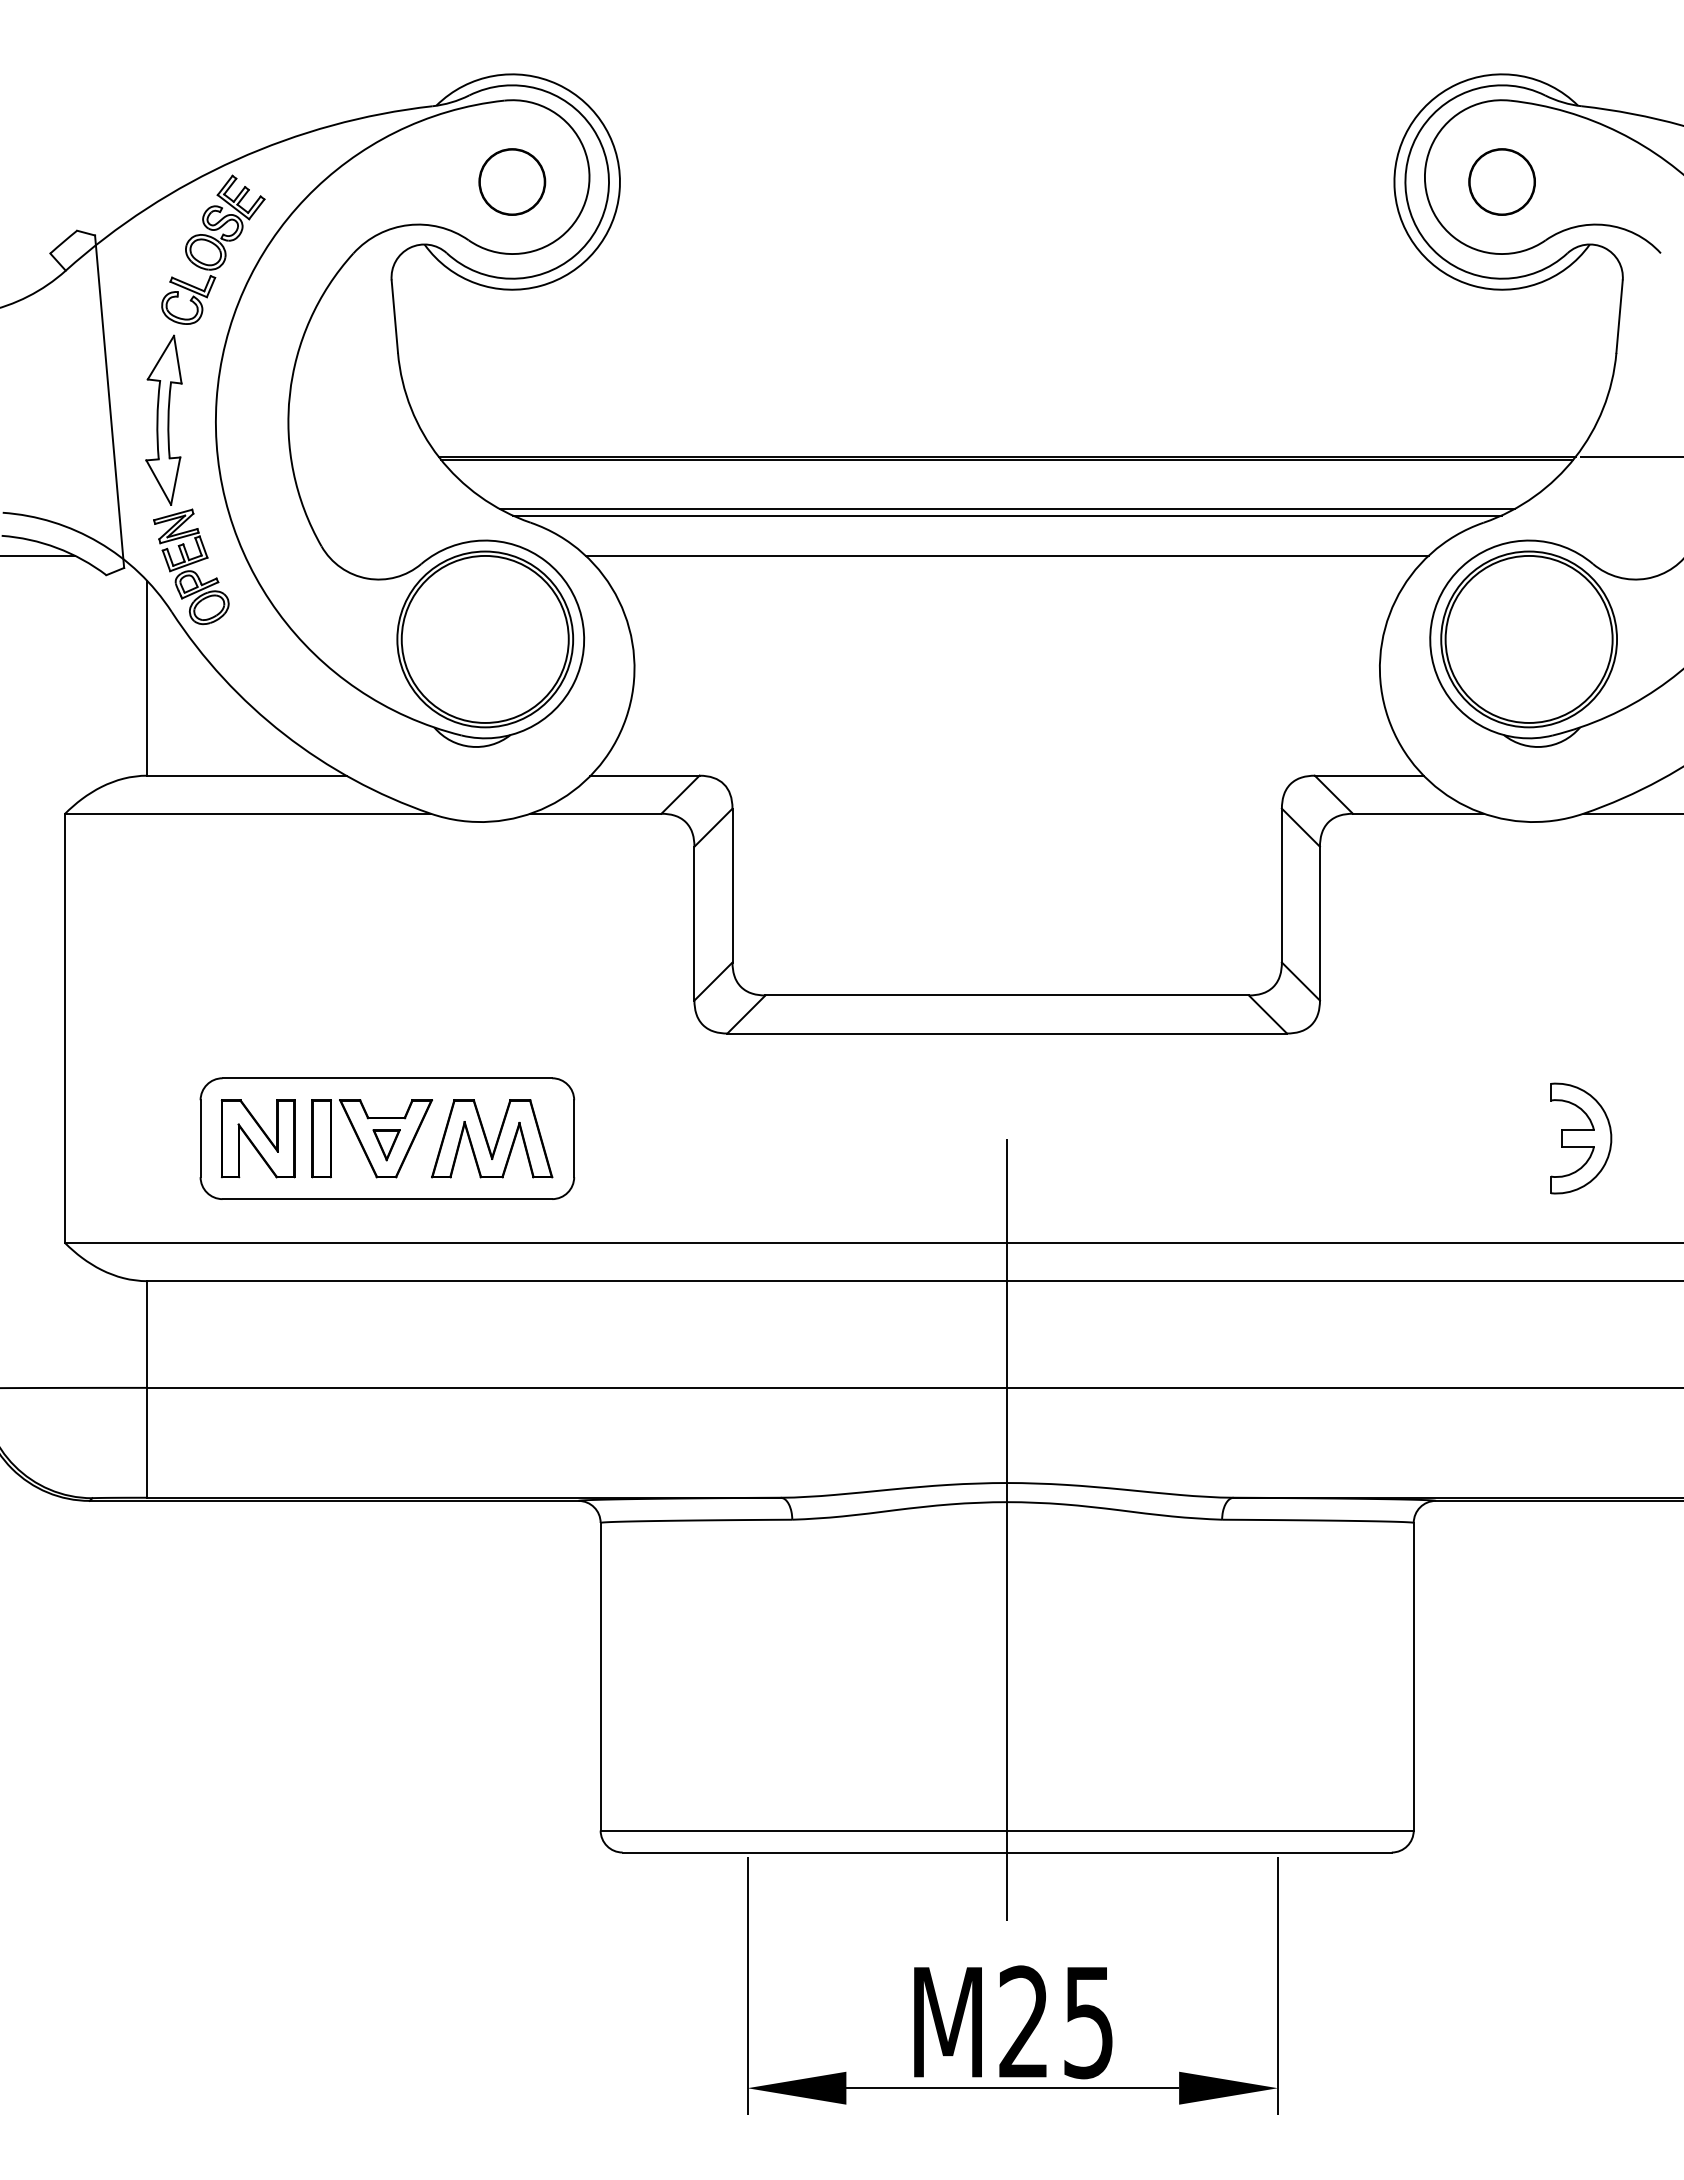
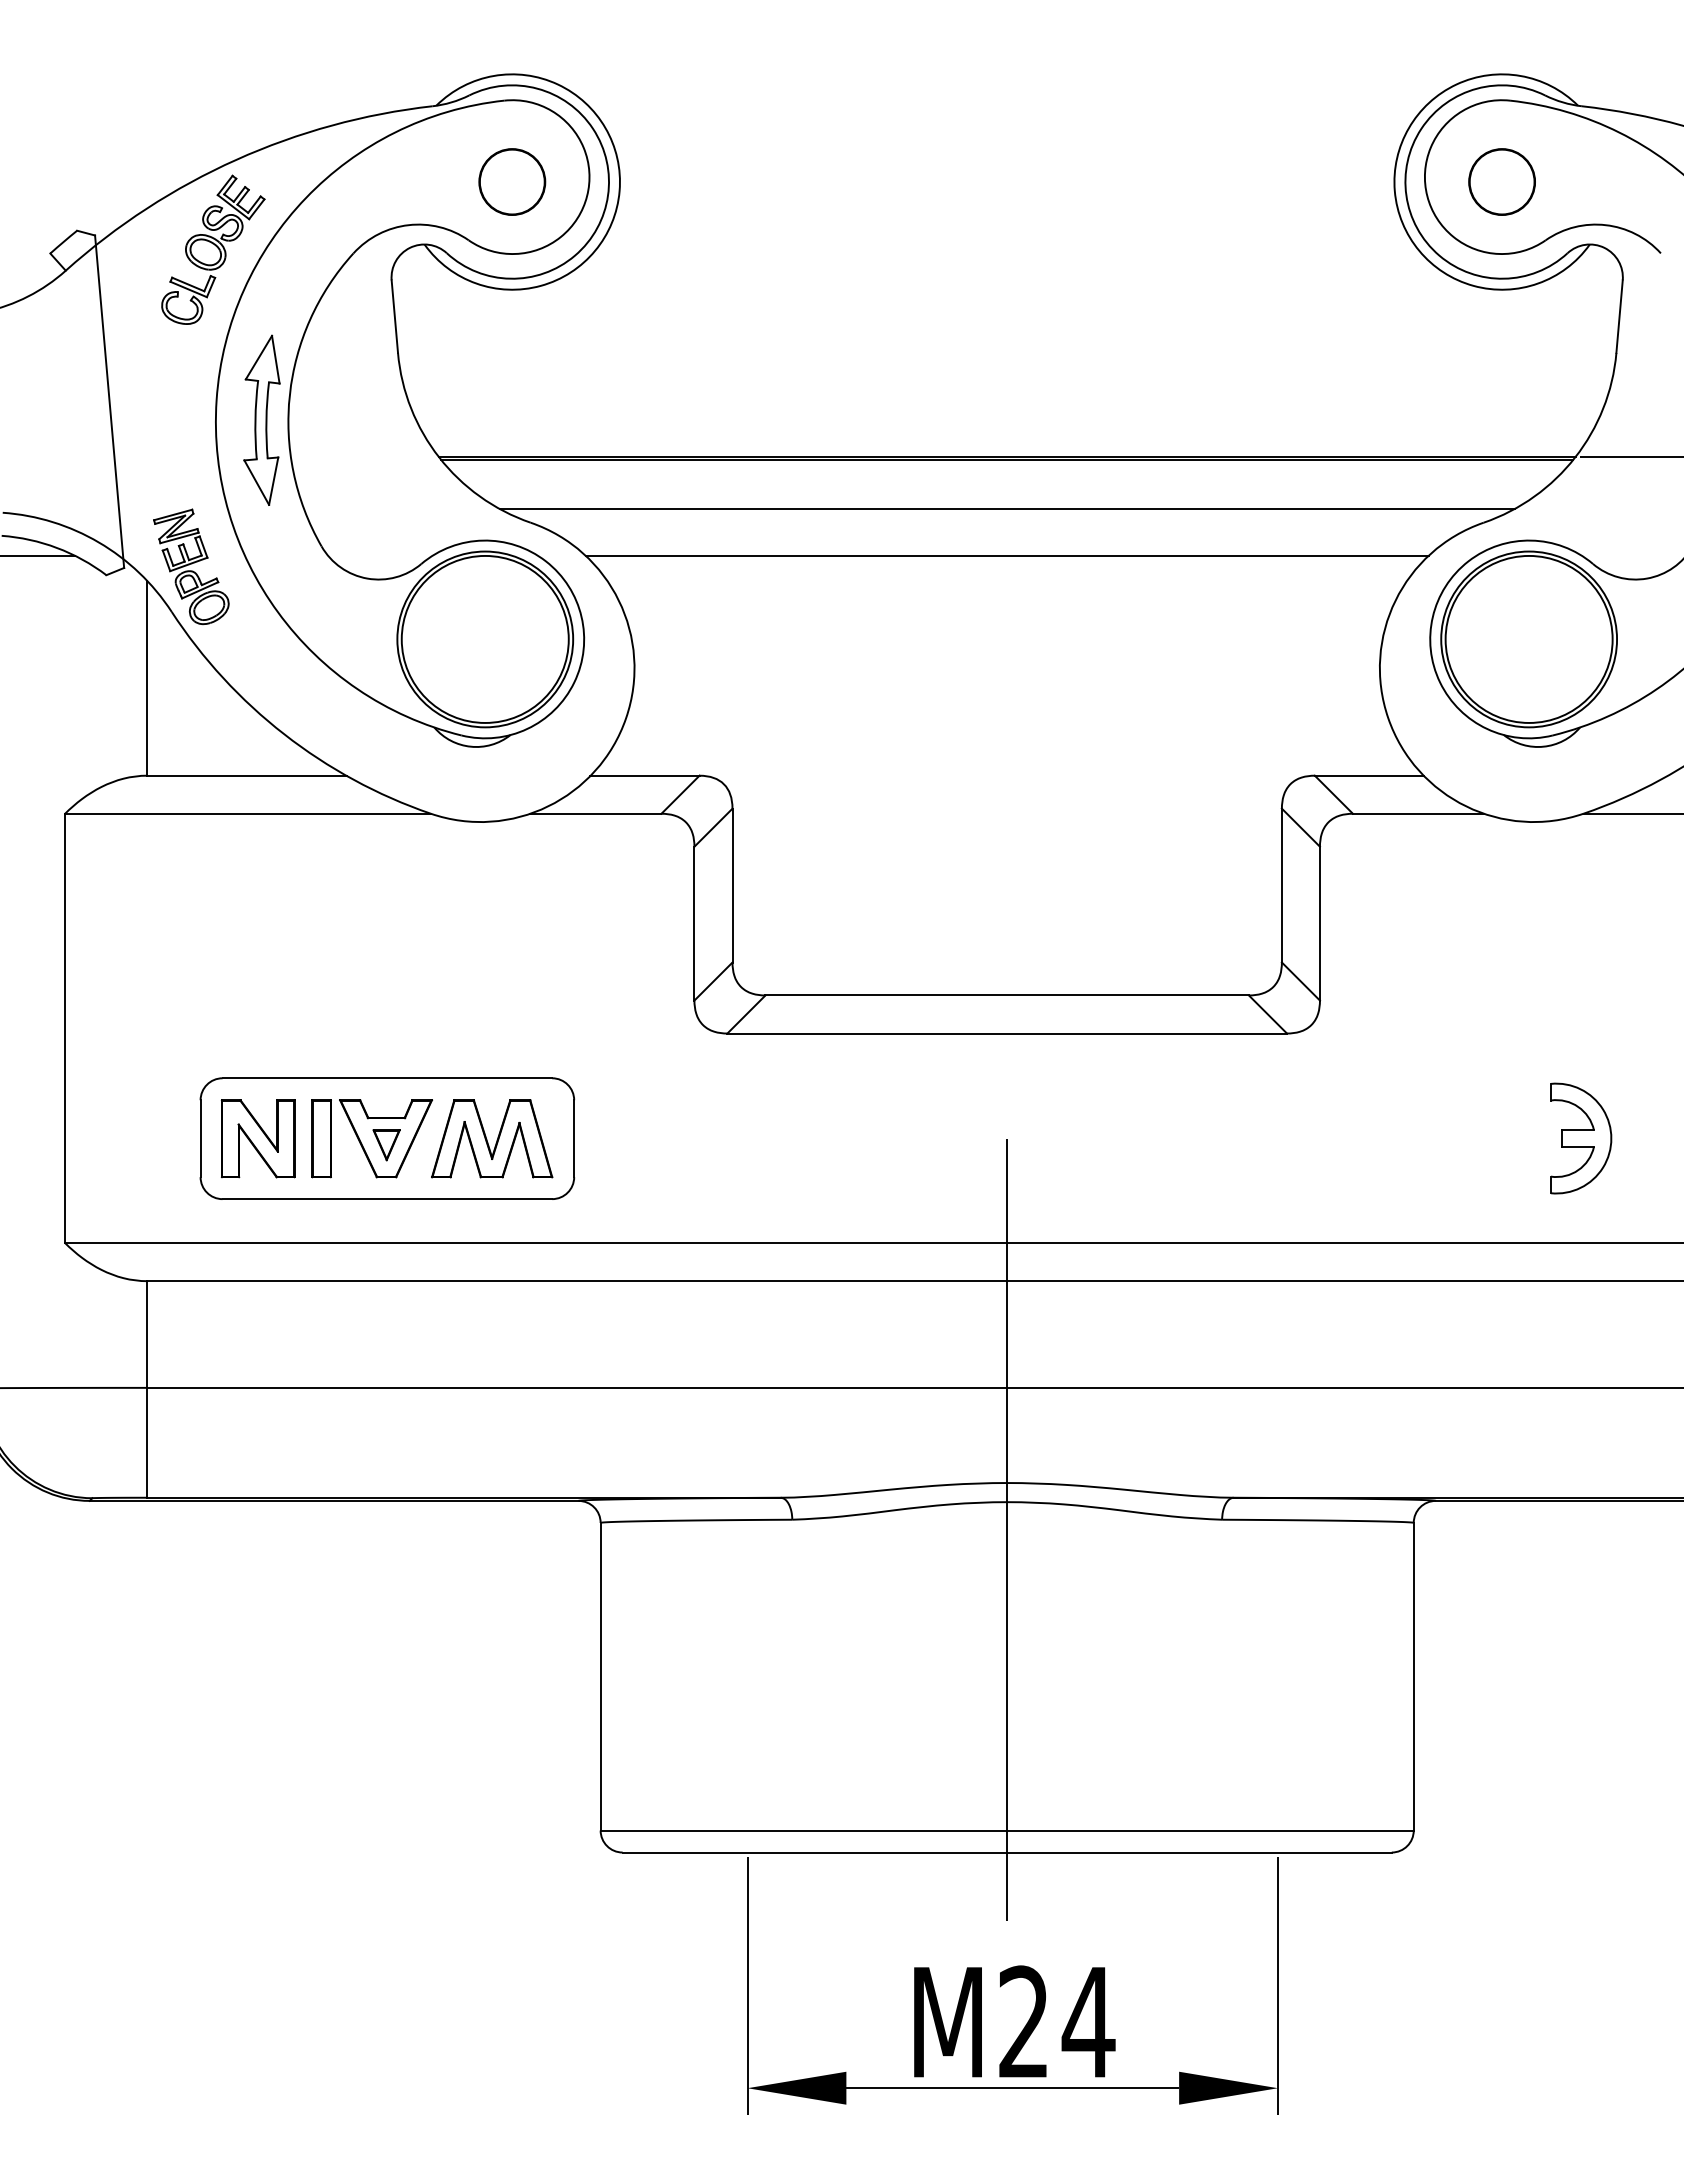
part position: (163, 419) -> (261, 419) (261, 419)
line: present -> none (1006, 515)
text: M25 -> M24 (1088, 2023)
